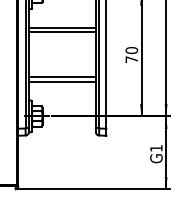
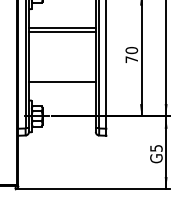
line: present -> none (61, 77)
text: G1 -> G5 (156, 148)
